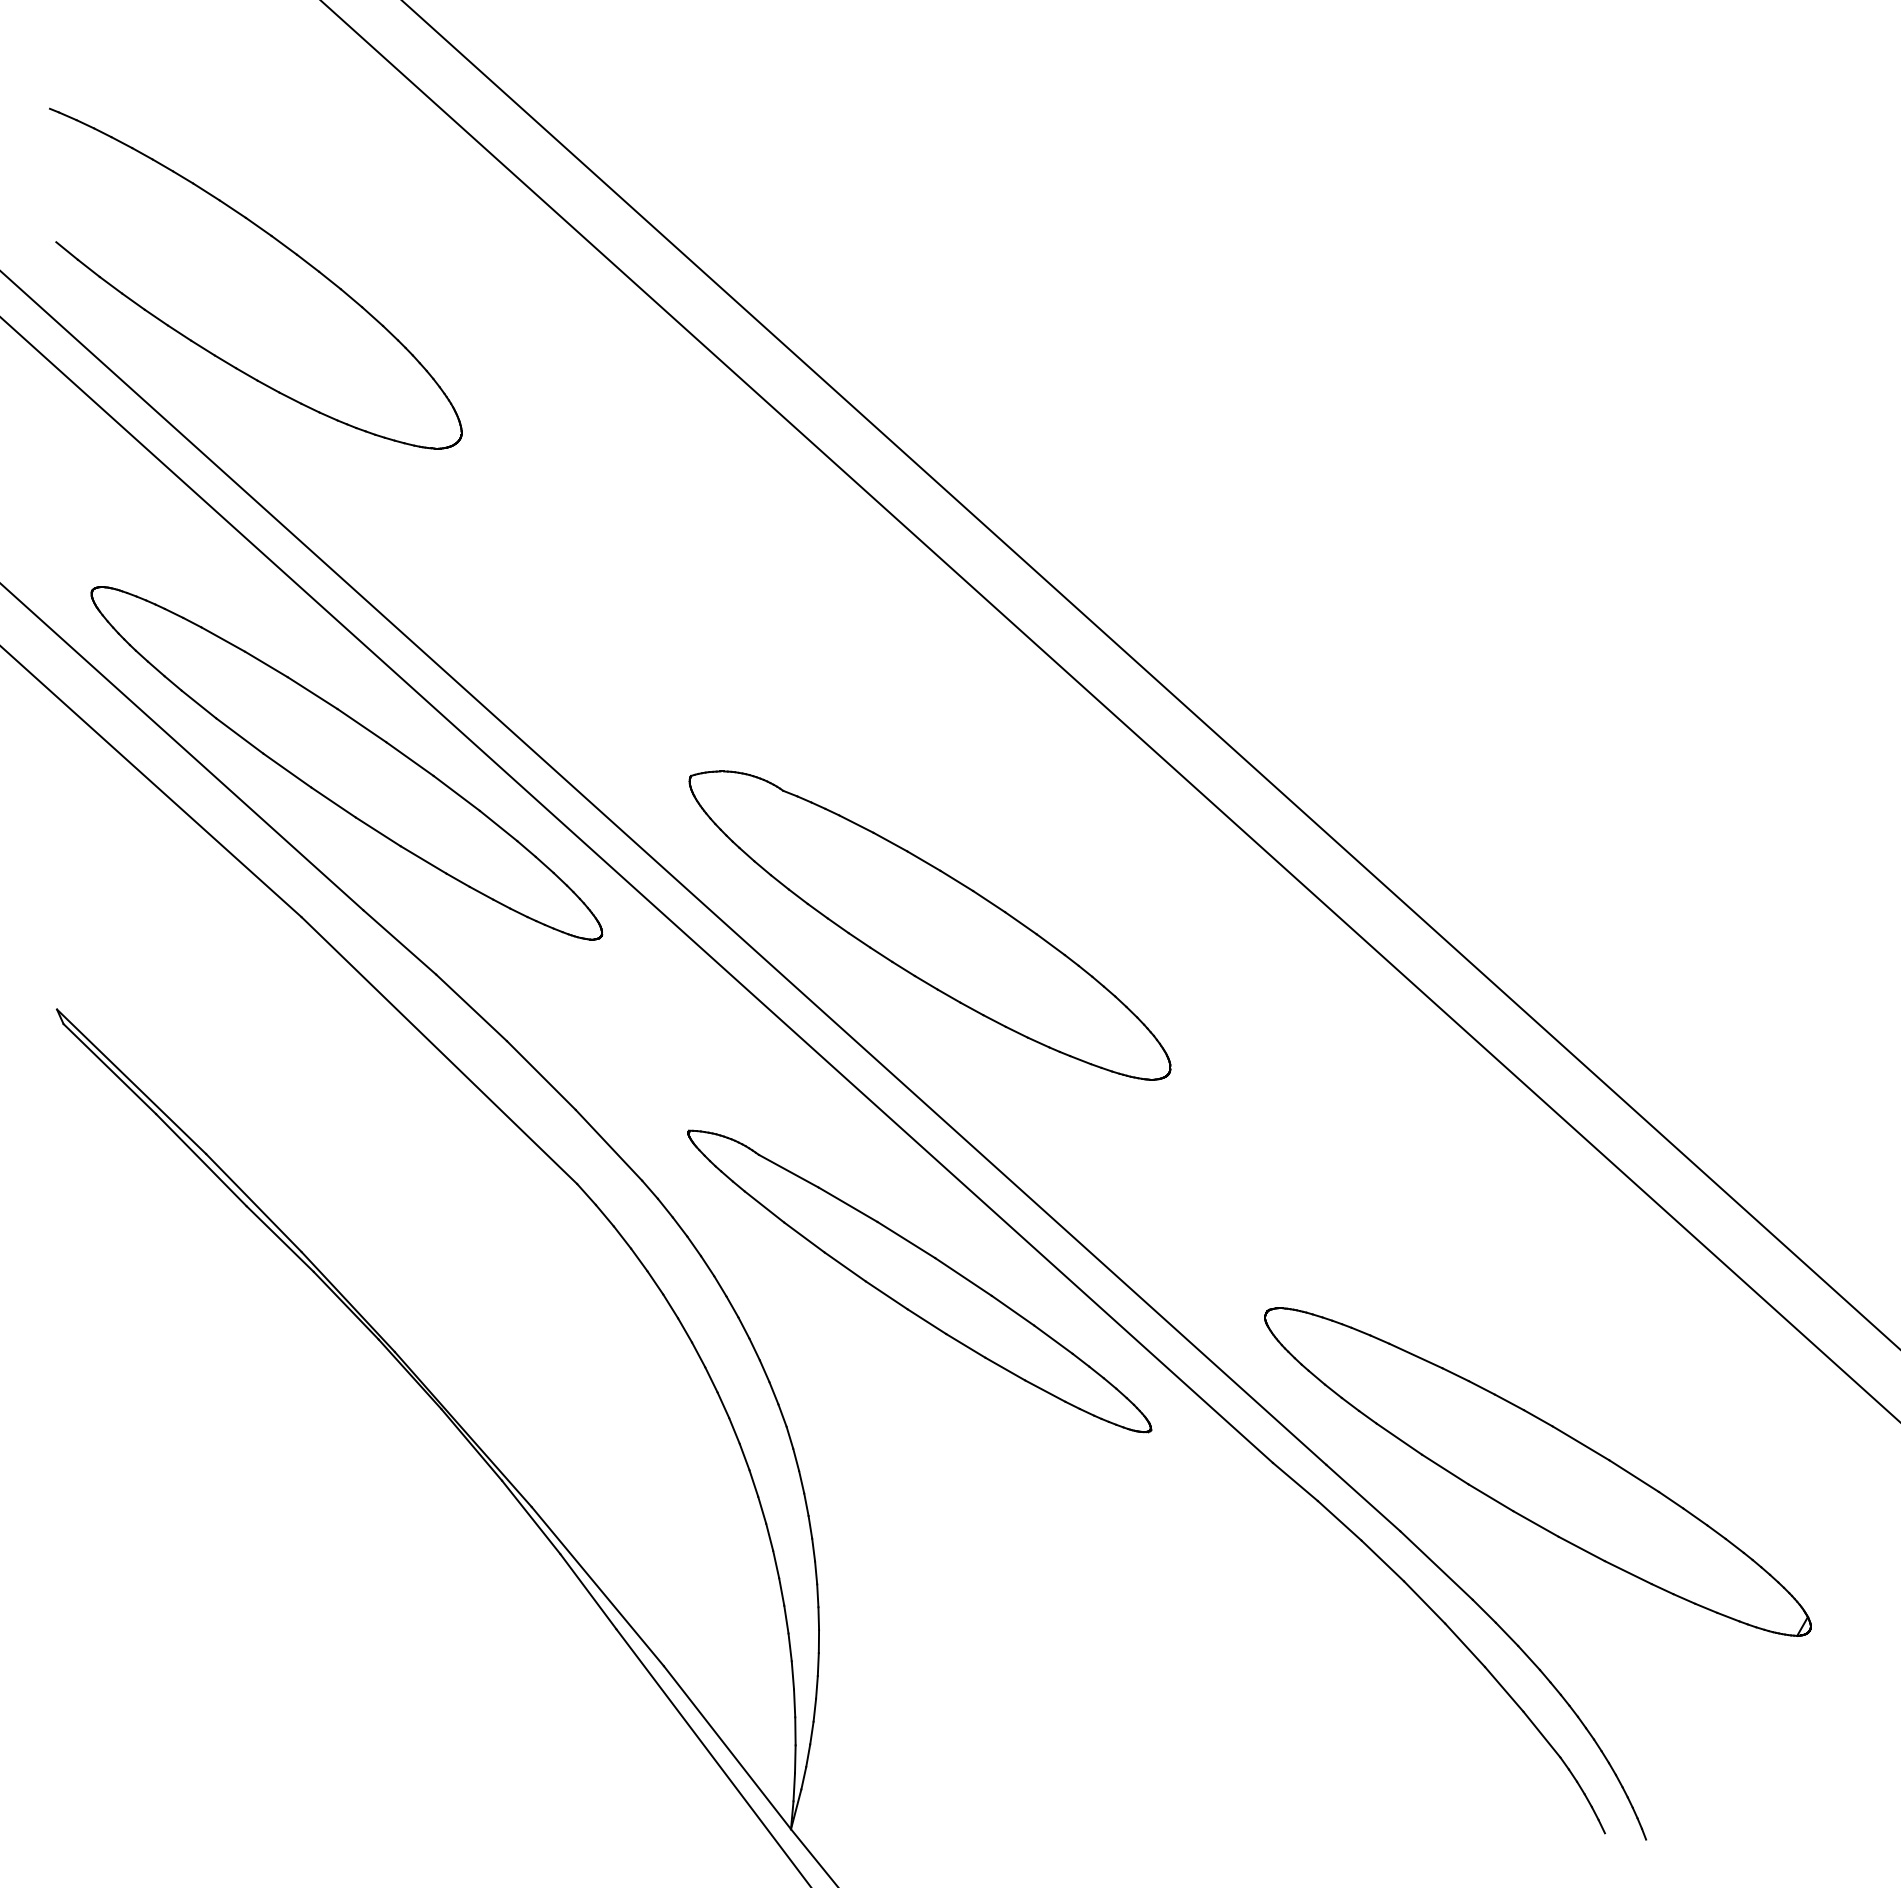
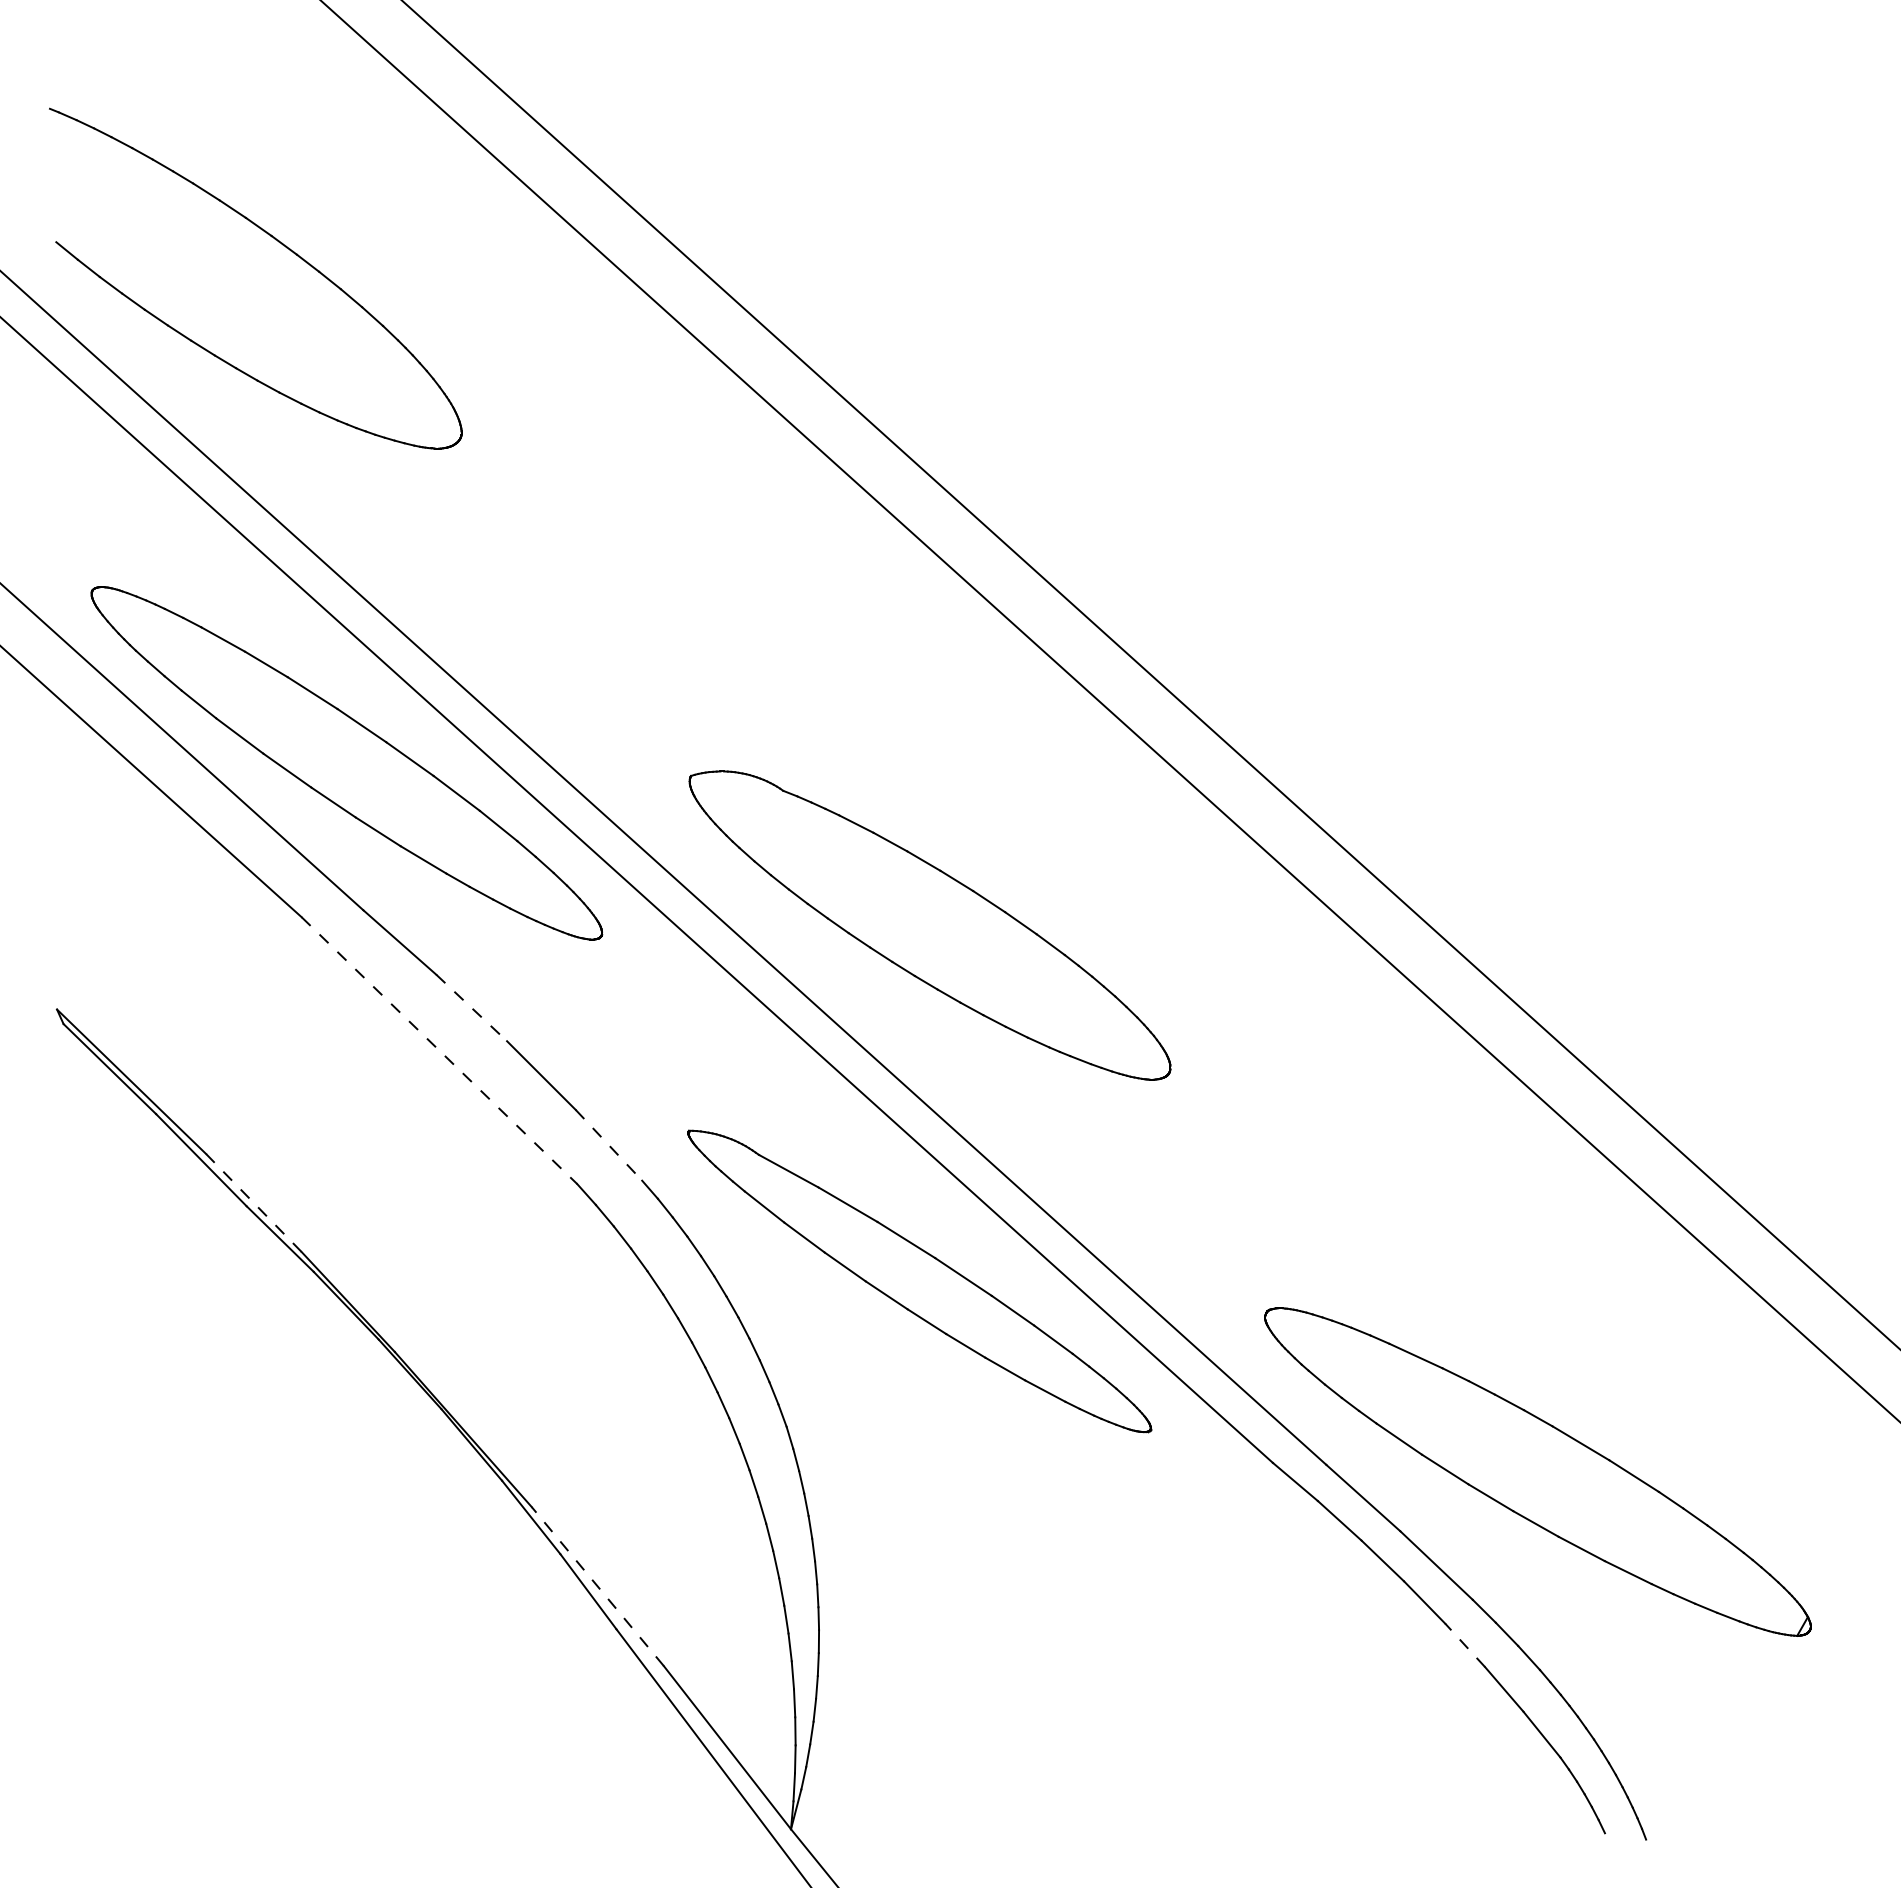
line: solid -> dashed (471, 1007)
line: solid -> dashed (439, 1050)
line: solid -> dashed (608, 1145)
line: solid -> dashed (253, 1202)
line: solid -> dashed (597, 1586)
line: solid -> dashed (1465, 1645)
